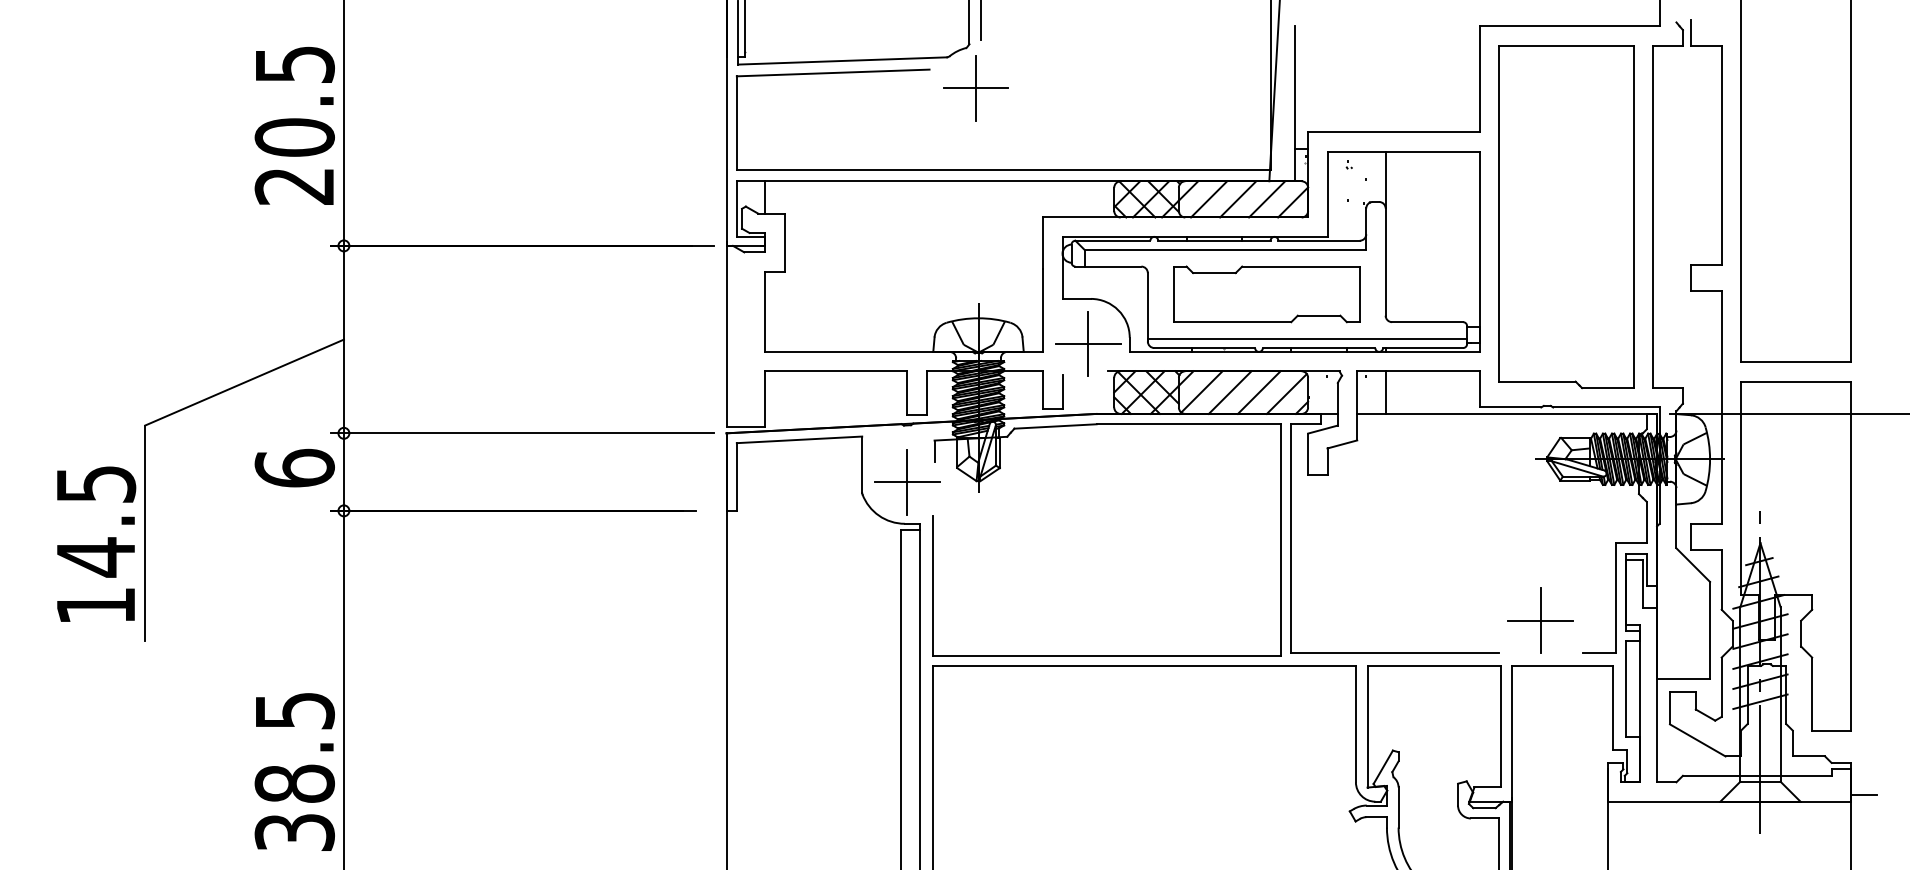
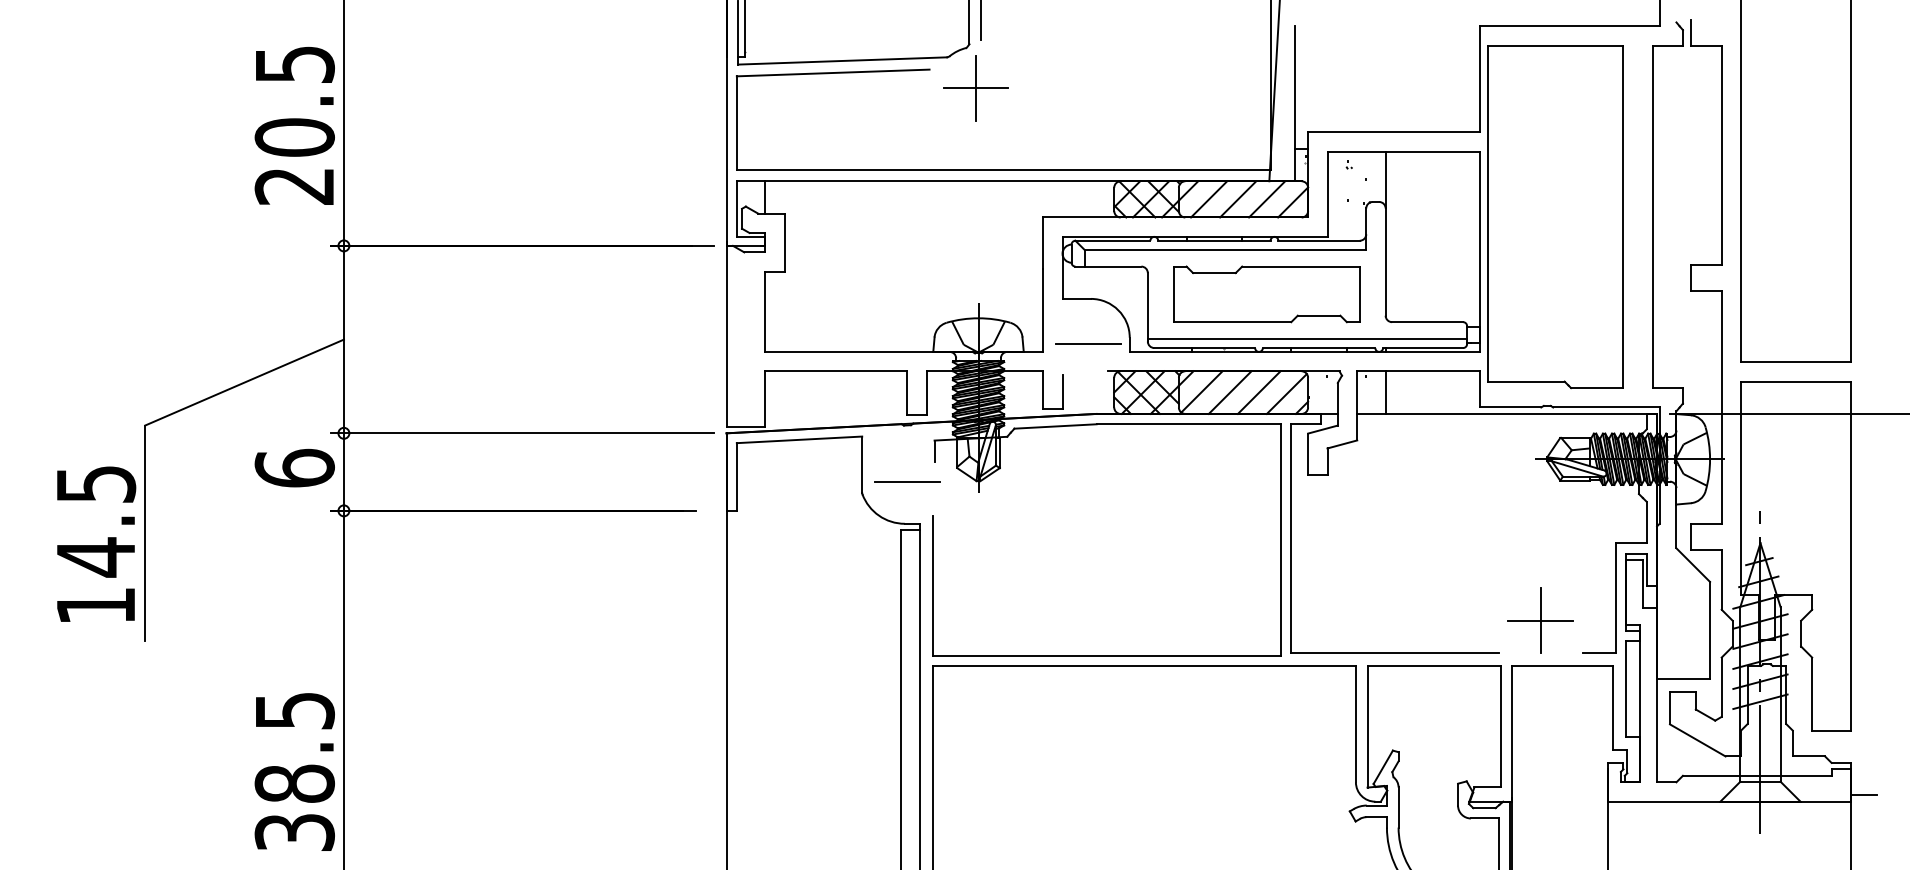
part position: (1566, 217) -> (1555, 217) (1555, 217)
line: present -> none (1088, 343)
line: present -> none (907, 482)
